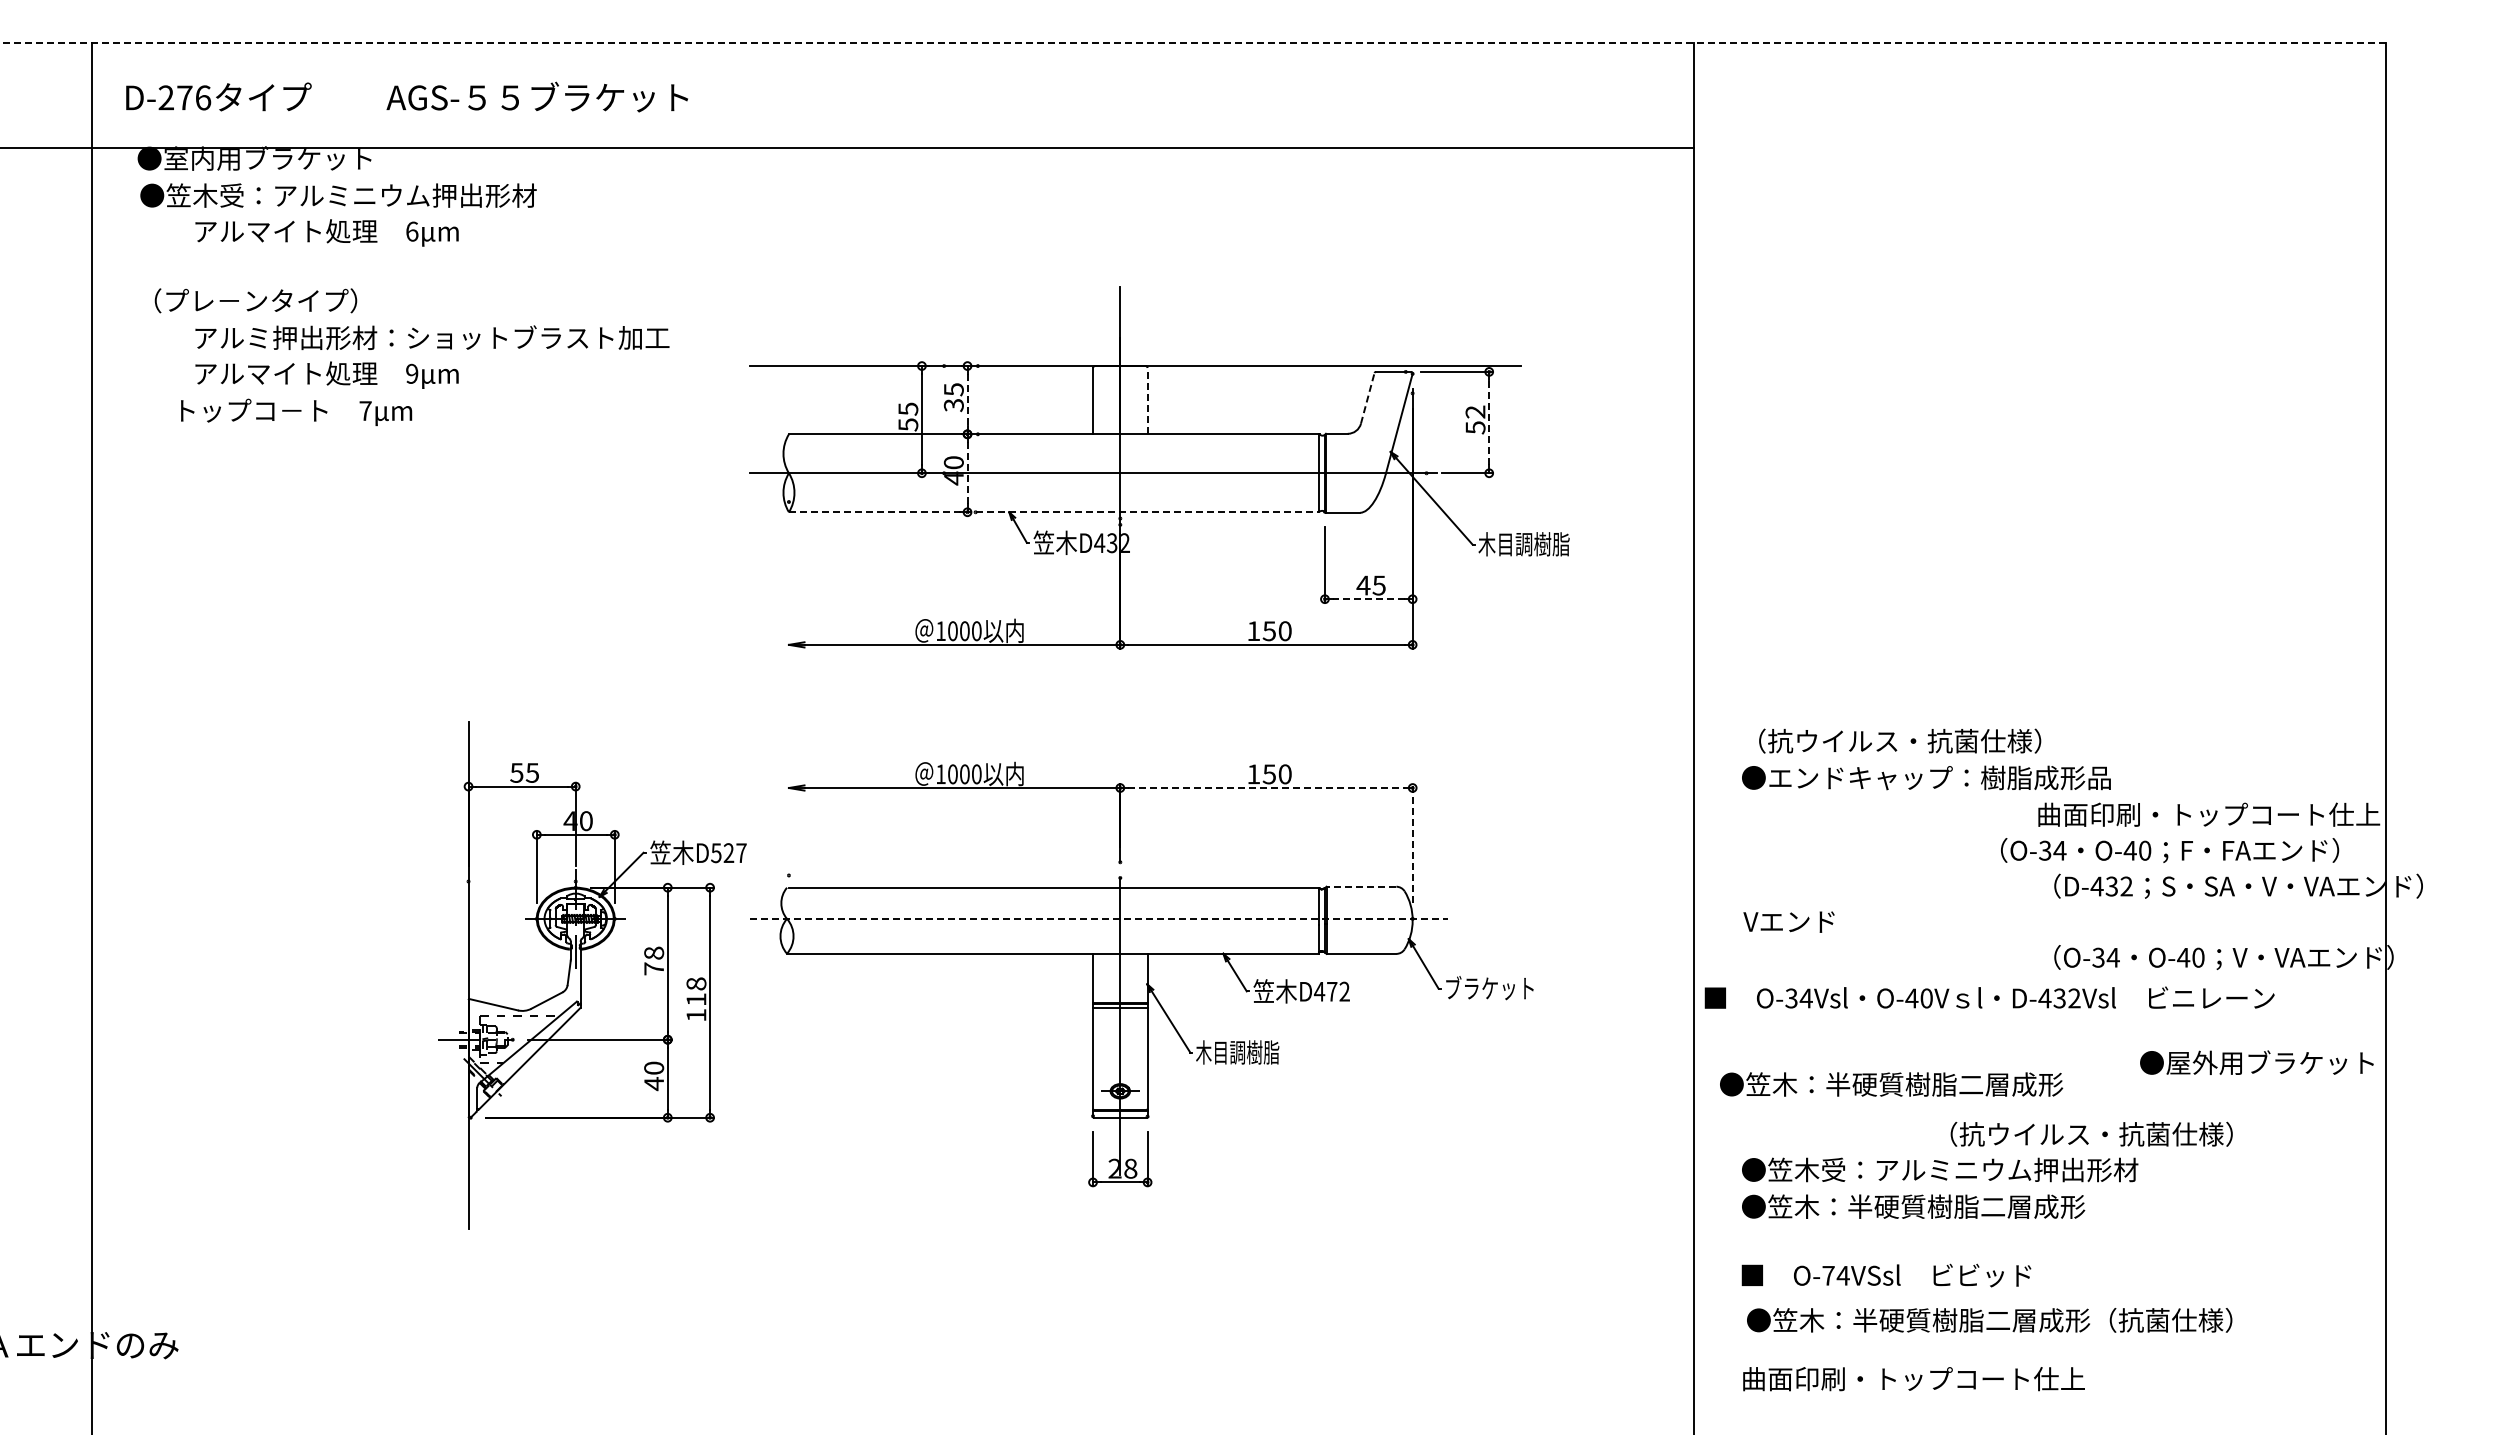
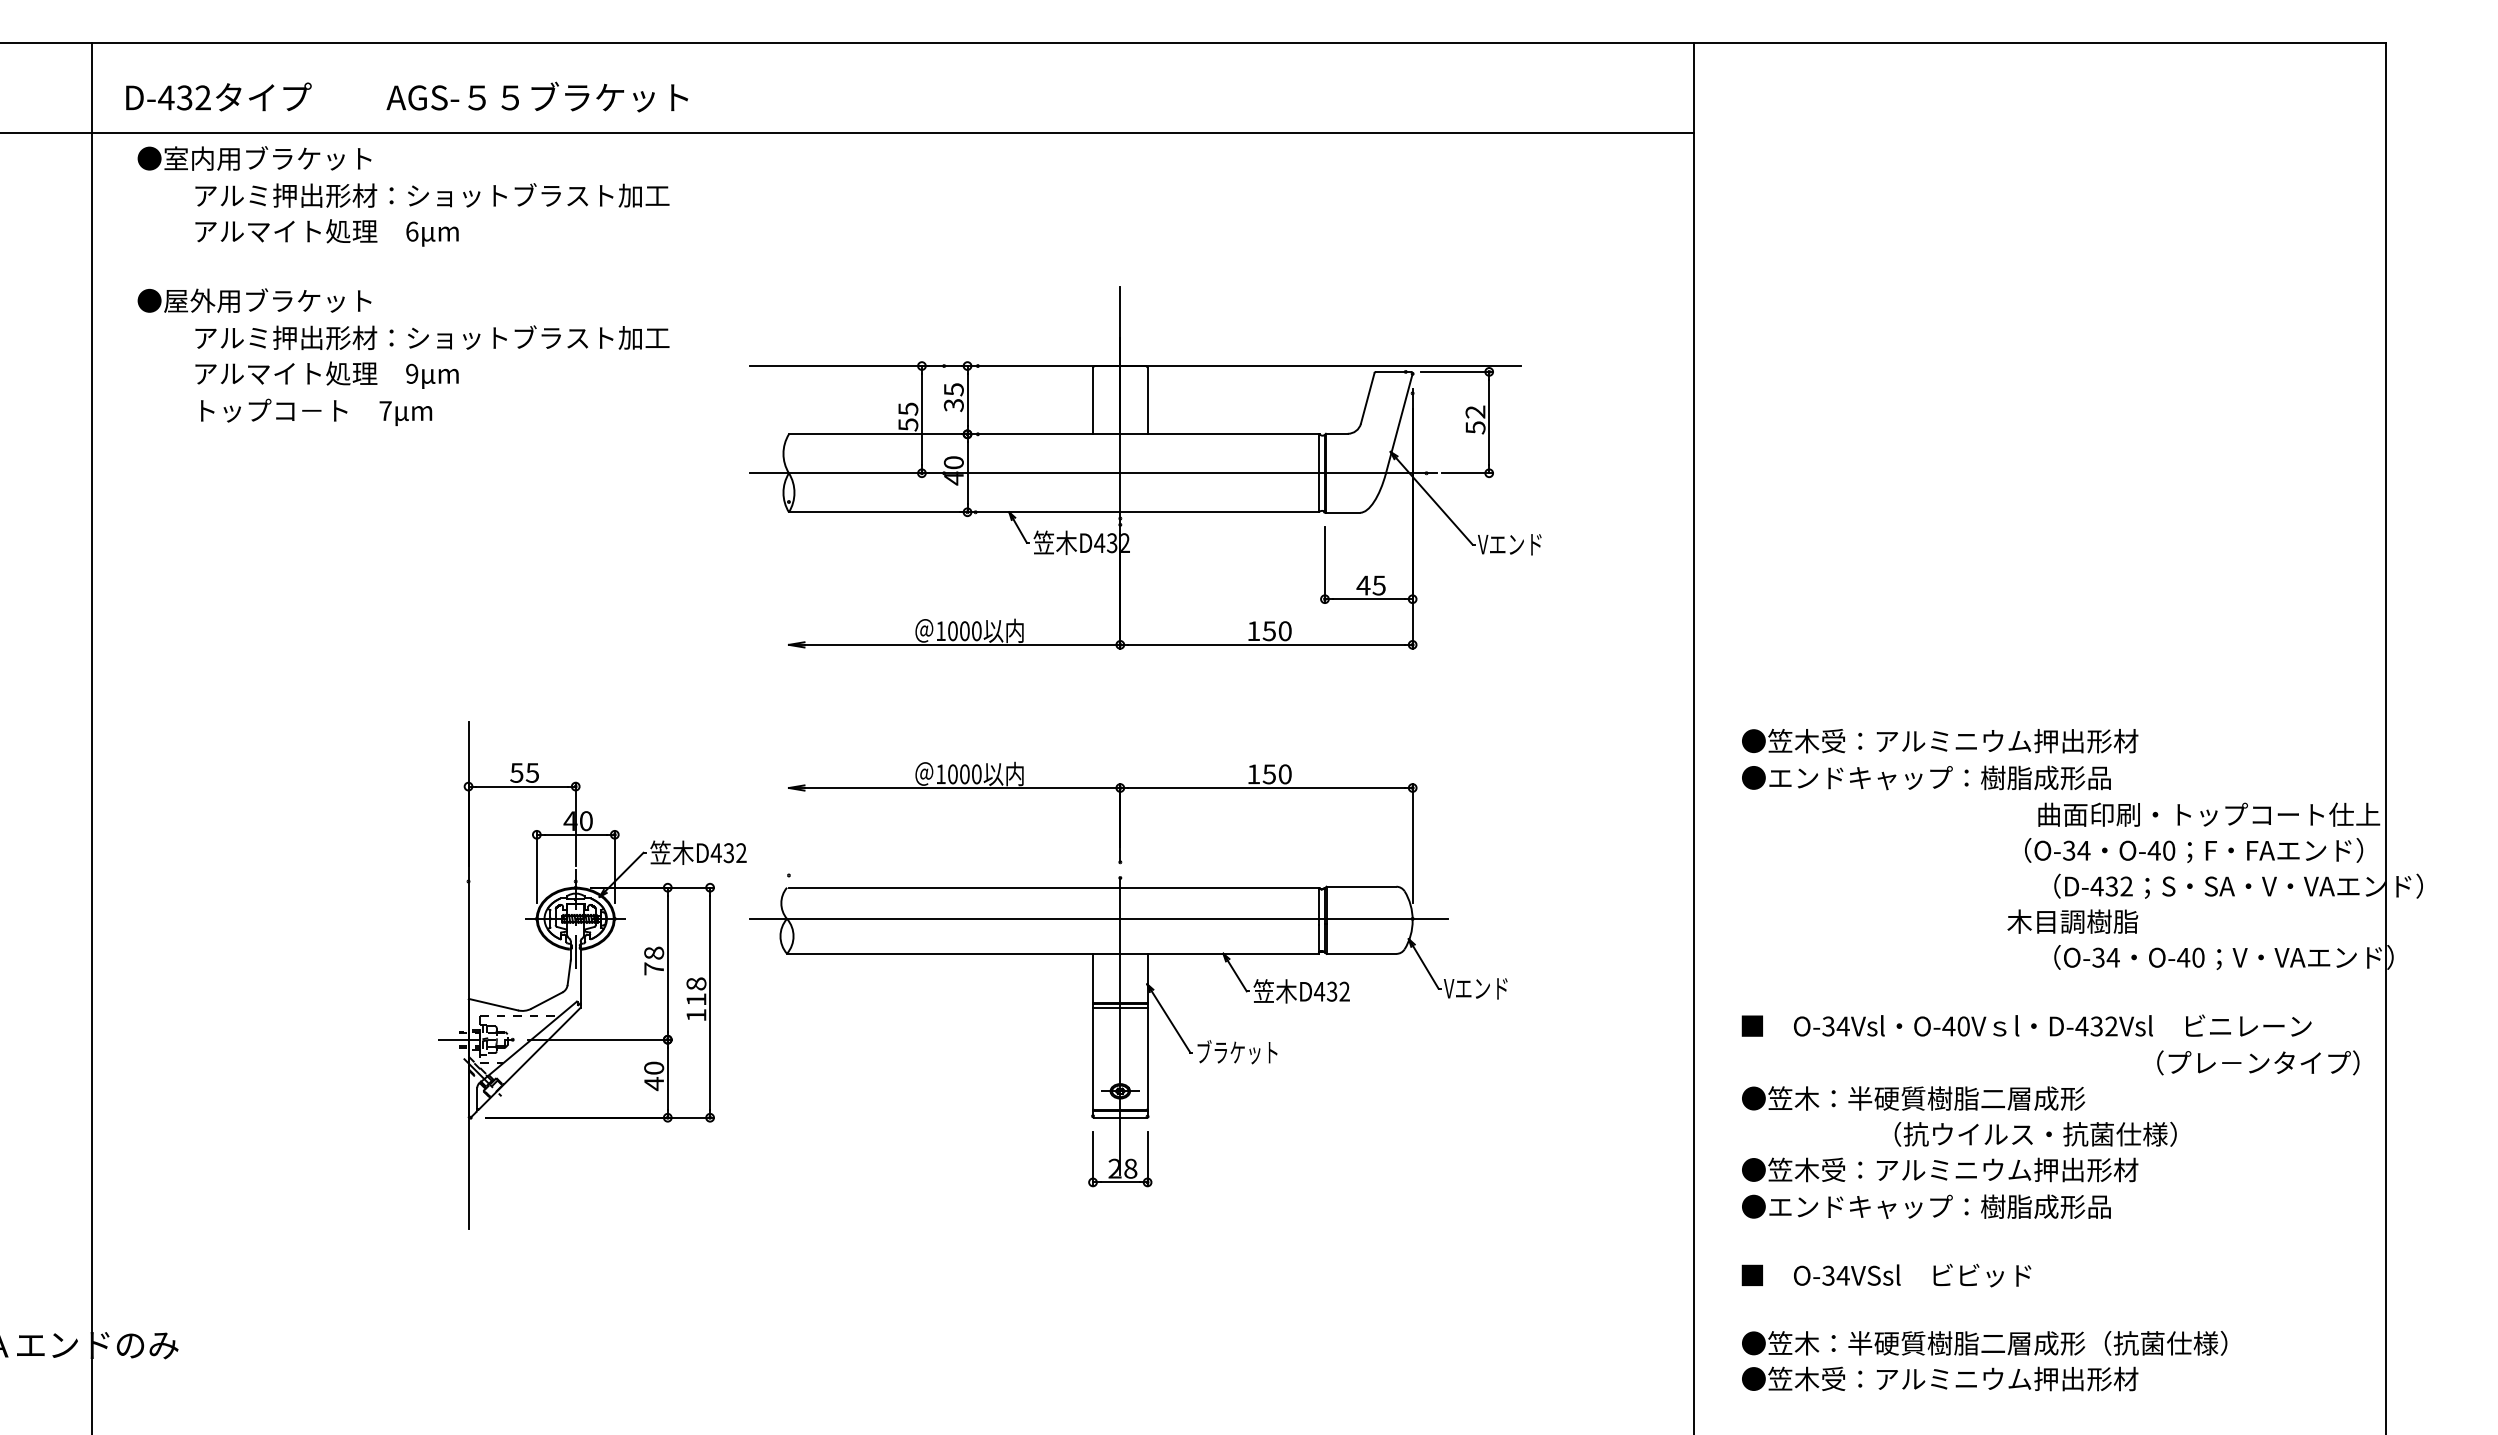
line: dashed -> solid (1193, 42)
text: D-276 -> D-432 (184, 97)
line position: (848, 148) -> (848, 133) (848, 133)
text: ●笠木受：アルミニウム押出形材 -> アルミ押出形材：ショットブラスト加工 (404, 195)
text: （プレ－ンタイプ） -> ●屋外用ブラケット (254, 300)
line: dashed -> solid (1367, 397)
line: dashed -> solid (967, 400)
line: dashed -> solid (1147, 400)
text position: (296, 411) -> (316, 411) (316, 411)
line: dashed -> solid (1489, 422)
line: dashed -> solid (967, 473)
line: dashed -> solid (1054, 512)
text: 木目調樹脂 -> Vエンド (1523, 544)
line: dashed -> solid (1368, 599)
text: （抗ウイルス・抗菌仕様） -> ●笠木受：アルミニウム押出形材 (1940, 740)
line: dashed -> solid (1267, 788)
line: dashed -> solid (1412, 843)
text position: (2170, 850) -> (2194, 850) (2194, 850)
text: D527 -> D432 (728, 853)
line: dashed -> solid (1361, 886)
line: dashed -> solid (1098, 918)
text: Vエンド -> 木目調樹脂 (1940, 921)
text: ブラケット -> Vエンド (1488, 988)
text: D472 -> D432 (1331, 991)
text position: (1989, 997) -> (2026, 1025) (2026, 1025)
text: 木目調樹脂 -> ブラケット (1237, 1052)
text: ●屋外用ブラケット -> （プレ－ンタイプ） (2256, 1062)
text position: (1891, 1084) -> (1913, 1098) (1913, 1098)
text position: (2091, 1133) -> (2035, 1133) (2035, 1133)
text: ●笠木：半硬質樹脂二層成形 -> ●エンドキャップ：樹脂成形品 (1939, 1206)
text: O-74VSsl -> O-34VSsl (1828, 1275)
text position: (1989, 1320) -> (1984, 1343) (1984, 1343)
text: 曲面印刷・トップコート仕上 -> ●笠木受：アルミニウム押出形材 (1940, 1378)
